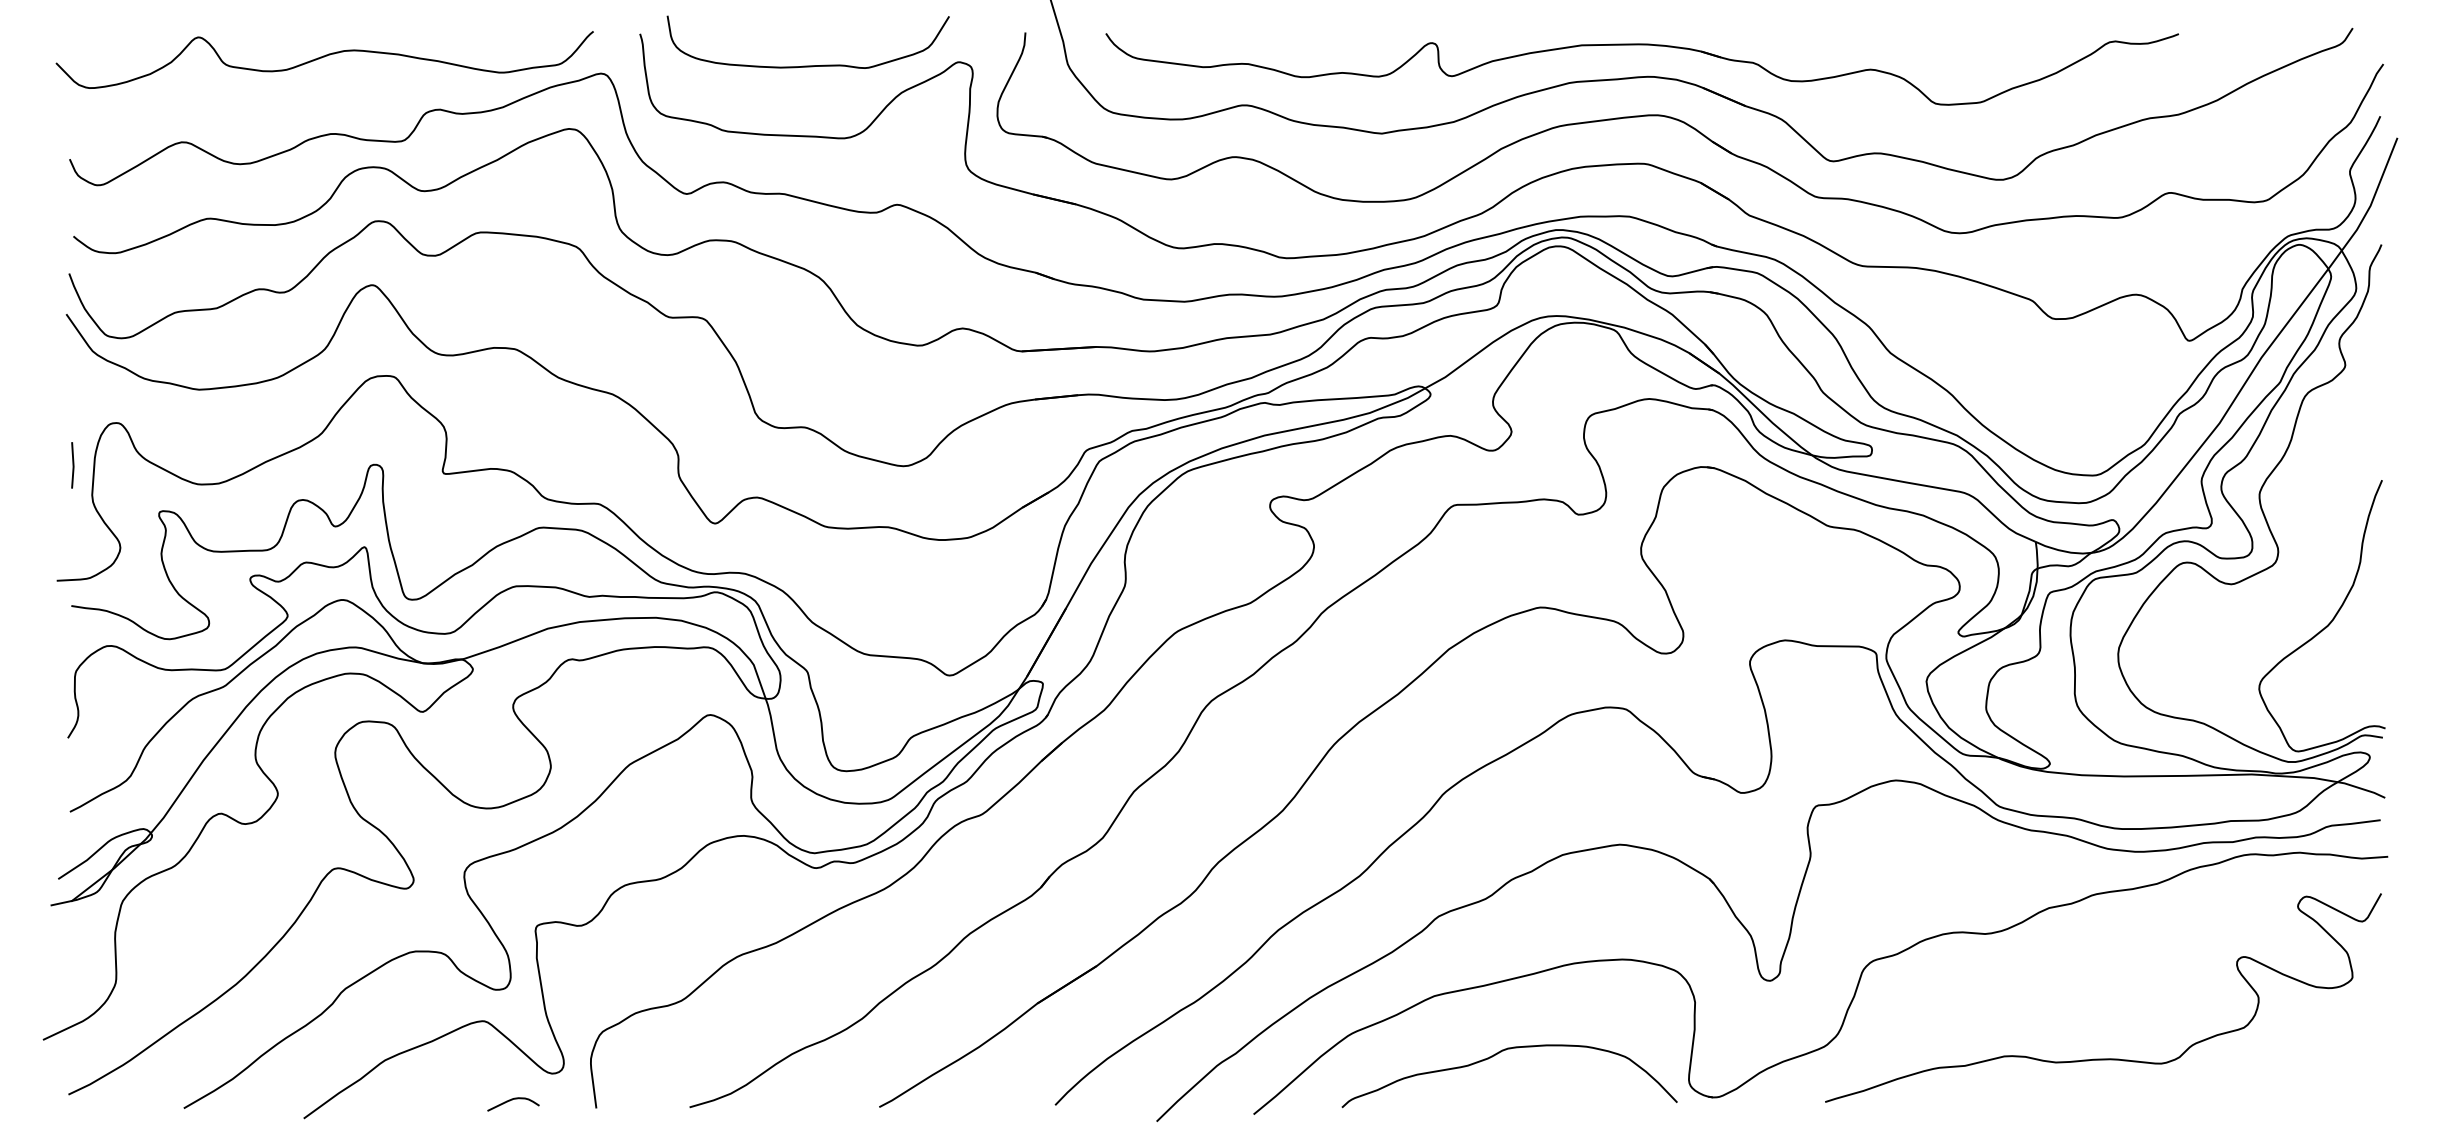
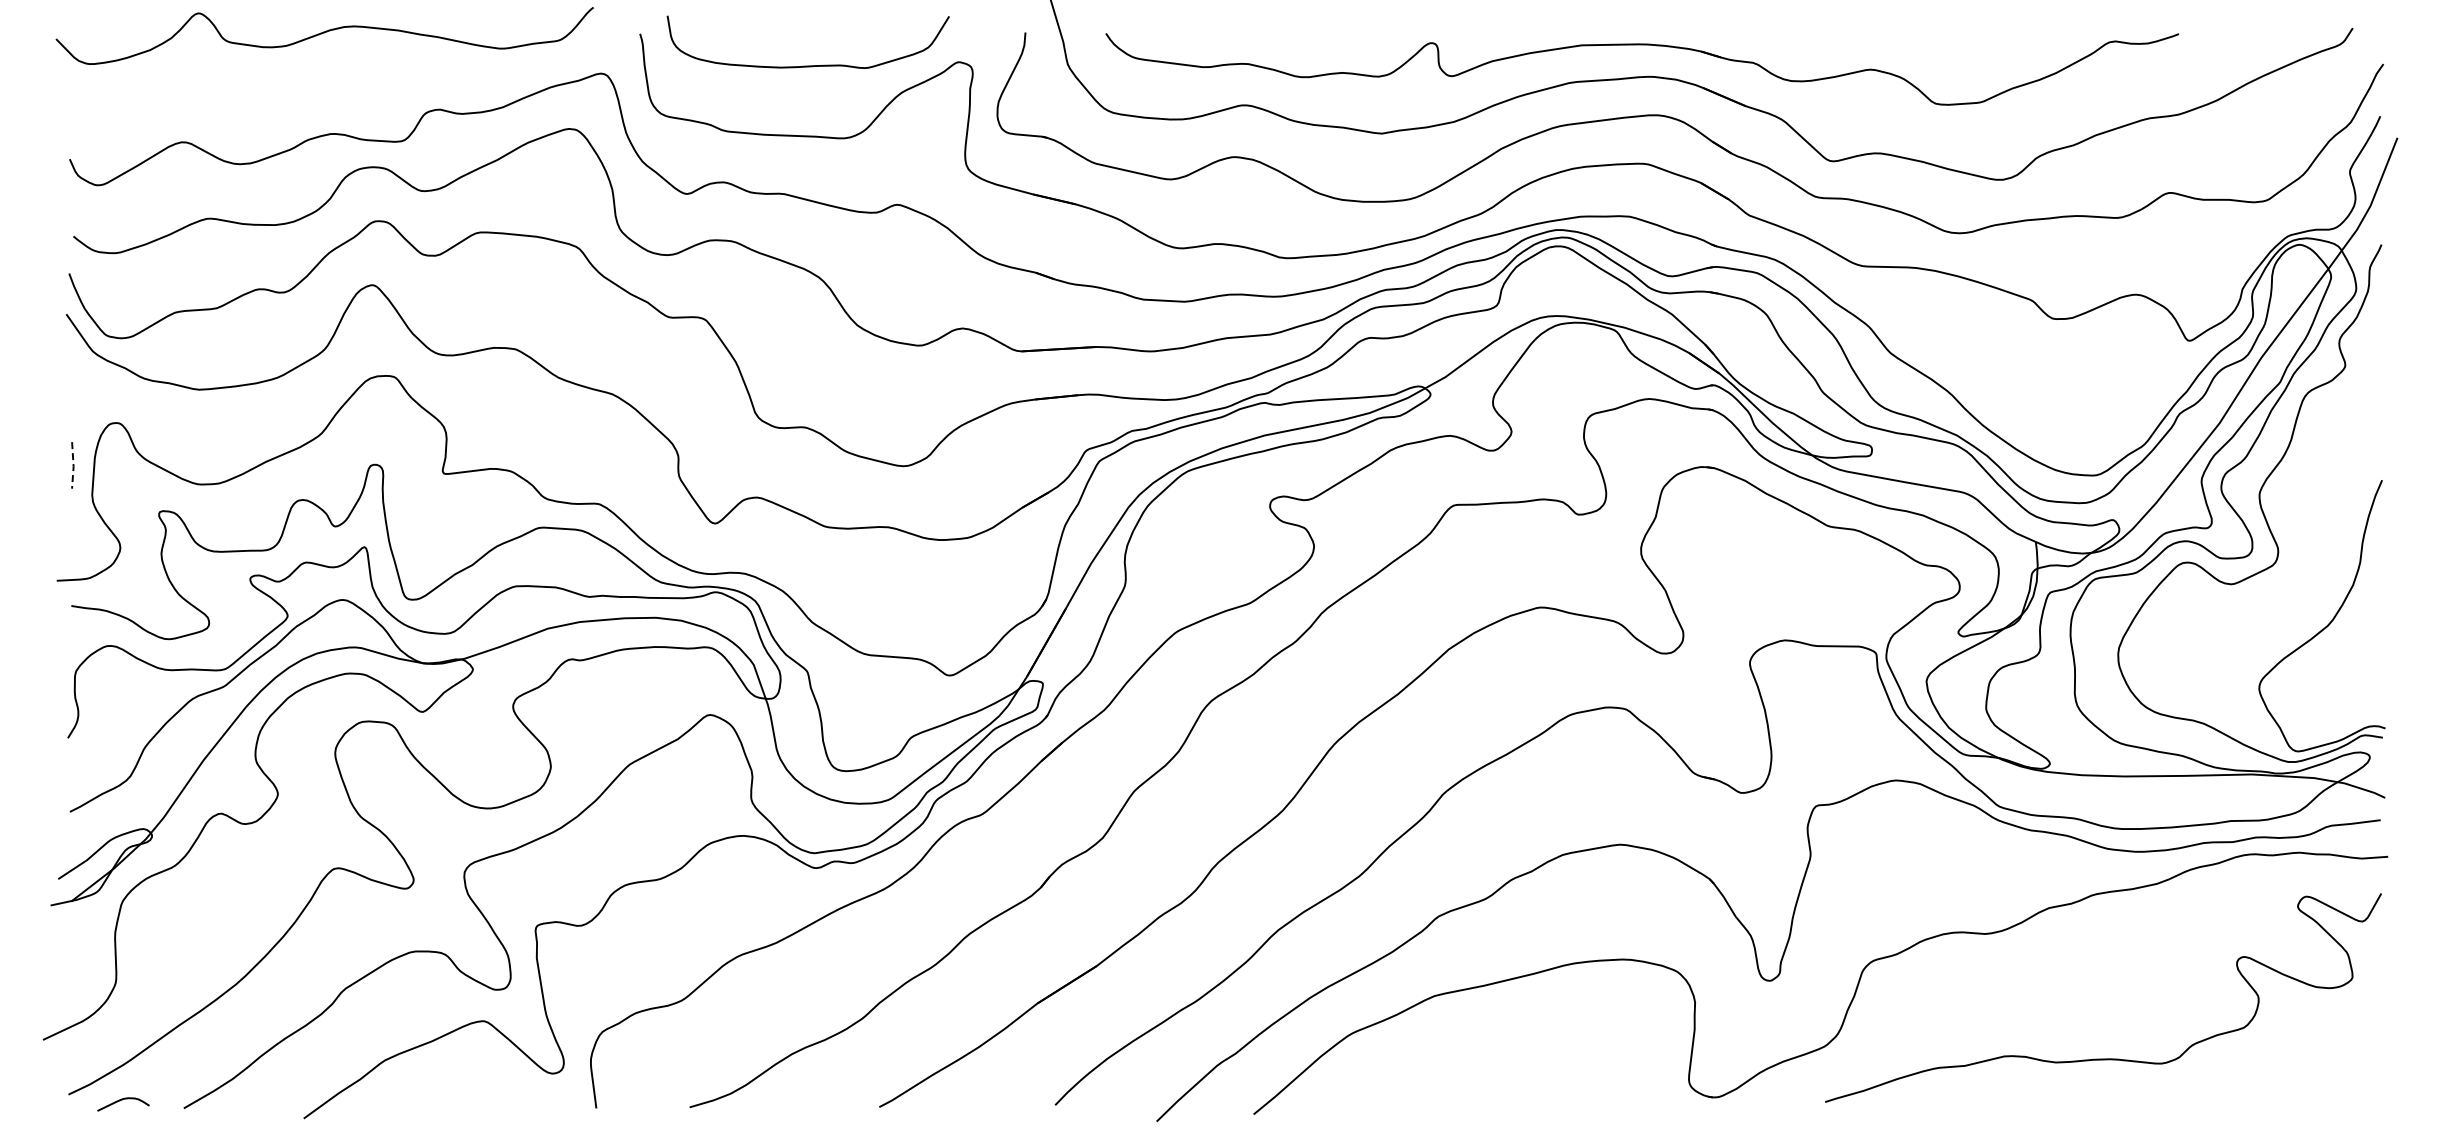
curve position: (324, 57) -> (324, 33) (324, 33)
line: solid -> dashed (73, 465)
curve: present -> none (1496, 1055)
curve position: (512, 1100) -> (122, 1100) (122, 1100)
